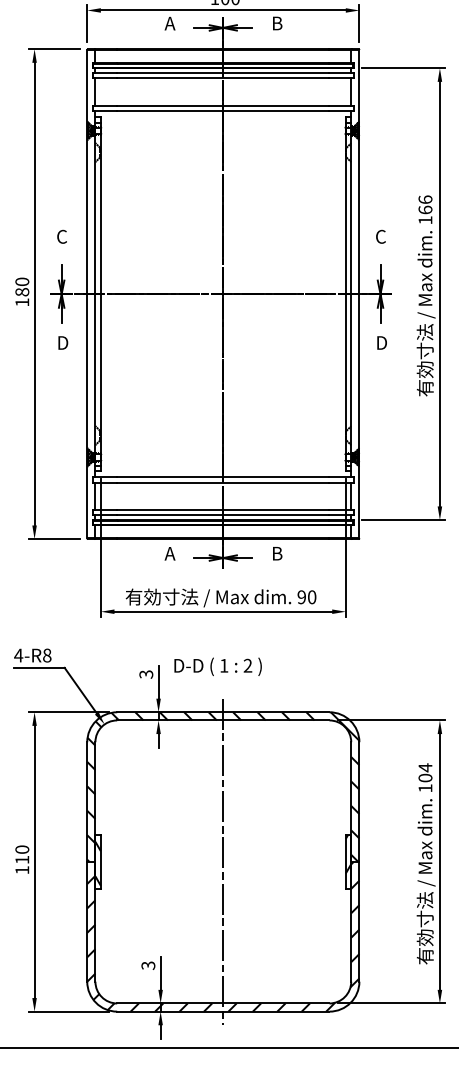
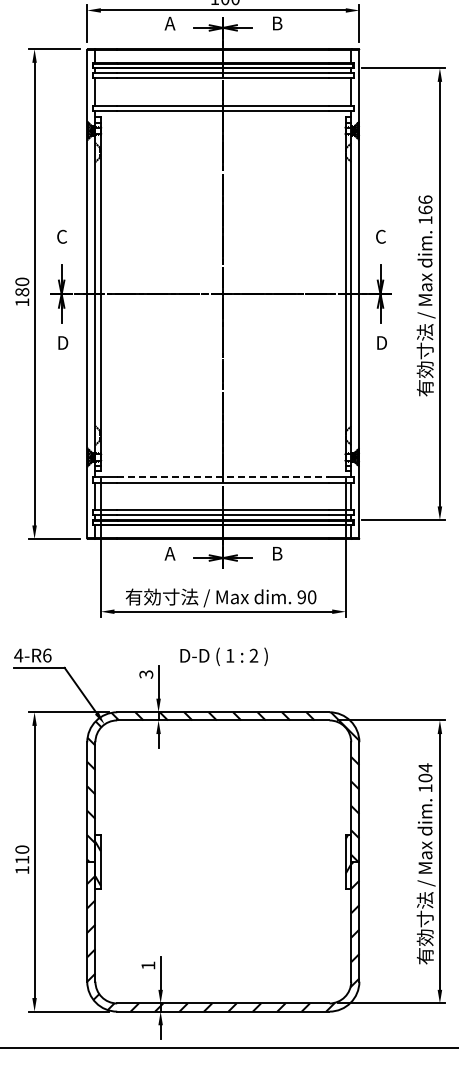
line: solid -> dashed (223, 477)
text: 4-R8 -> 4-R6 (47, 655)
text position: (217, 666) -> (223, 656) (223, 656)
line: present -> none (223, 861)
text: 3 -> 1 (148, 965)
